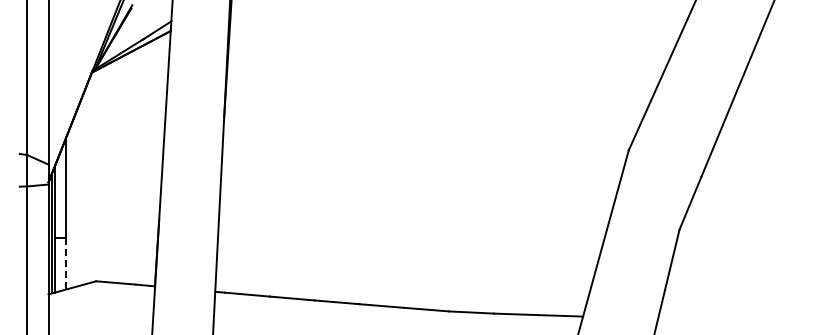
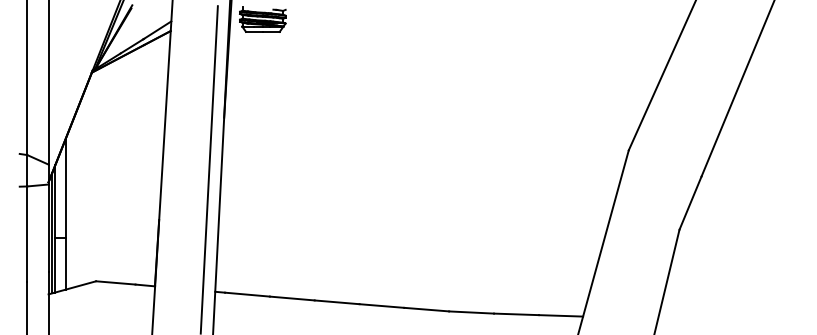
part: none -> present (262, 19)
line: none -> present (208, 168)
line: dashed -> solid (65, 264)
